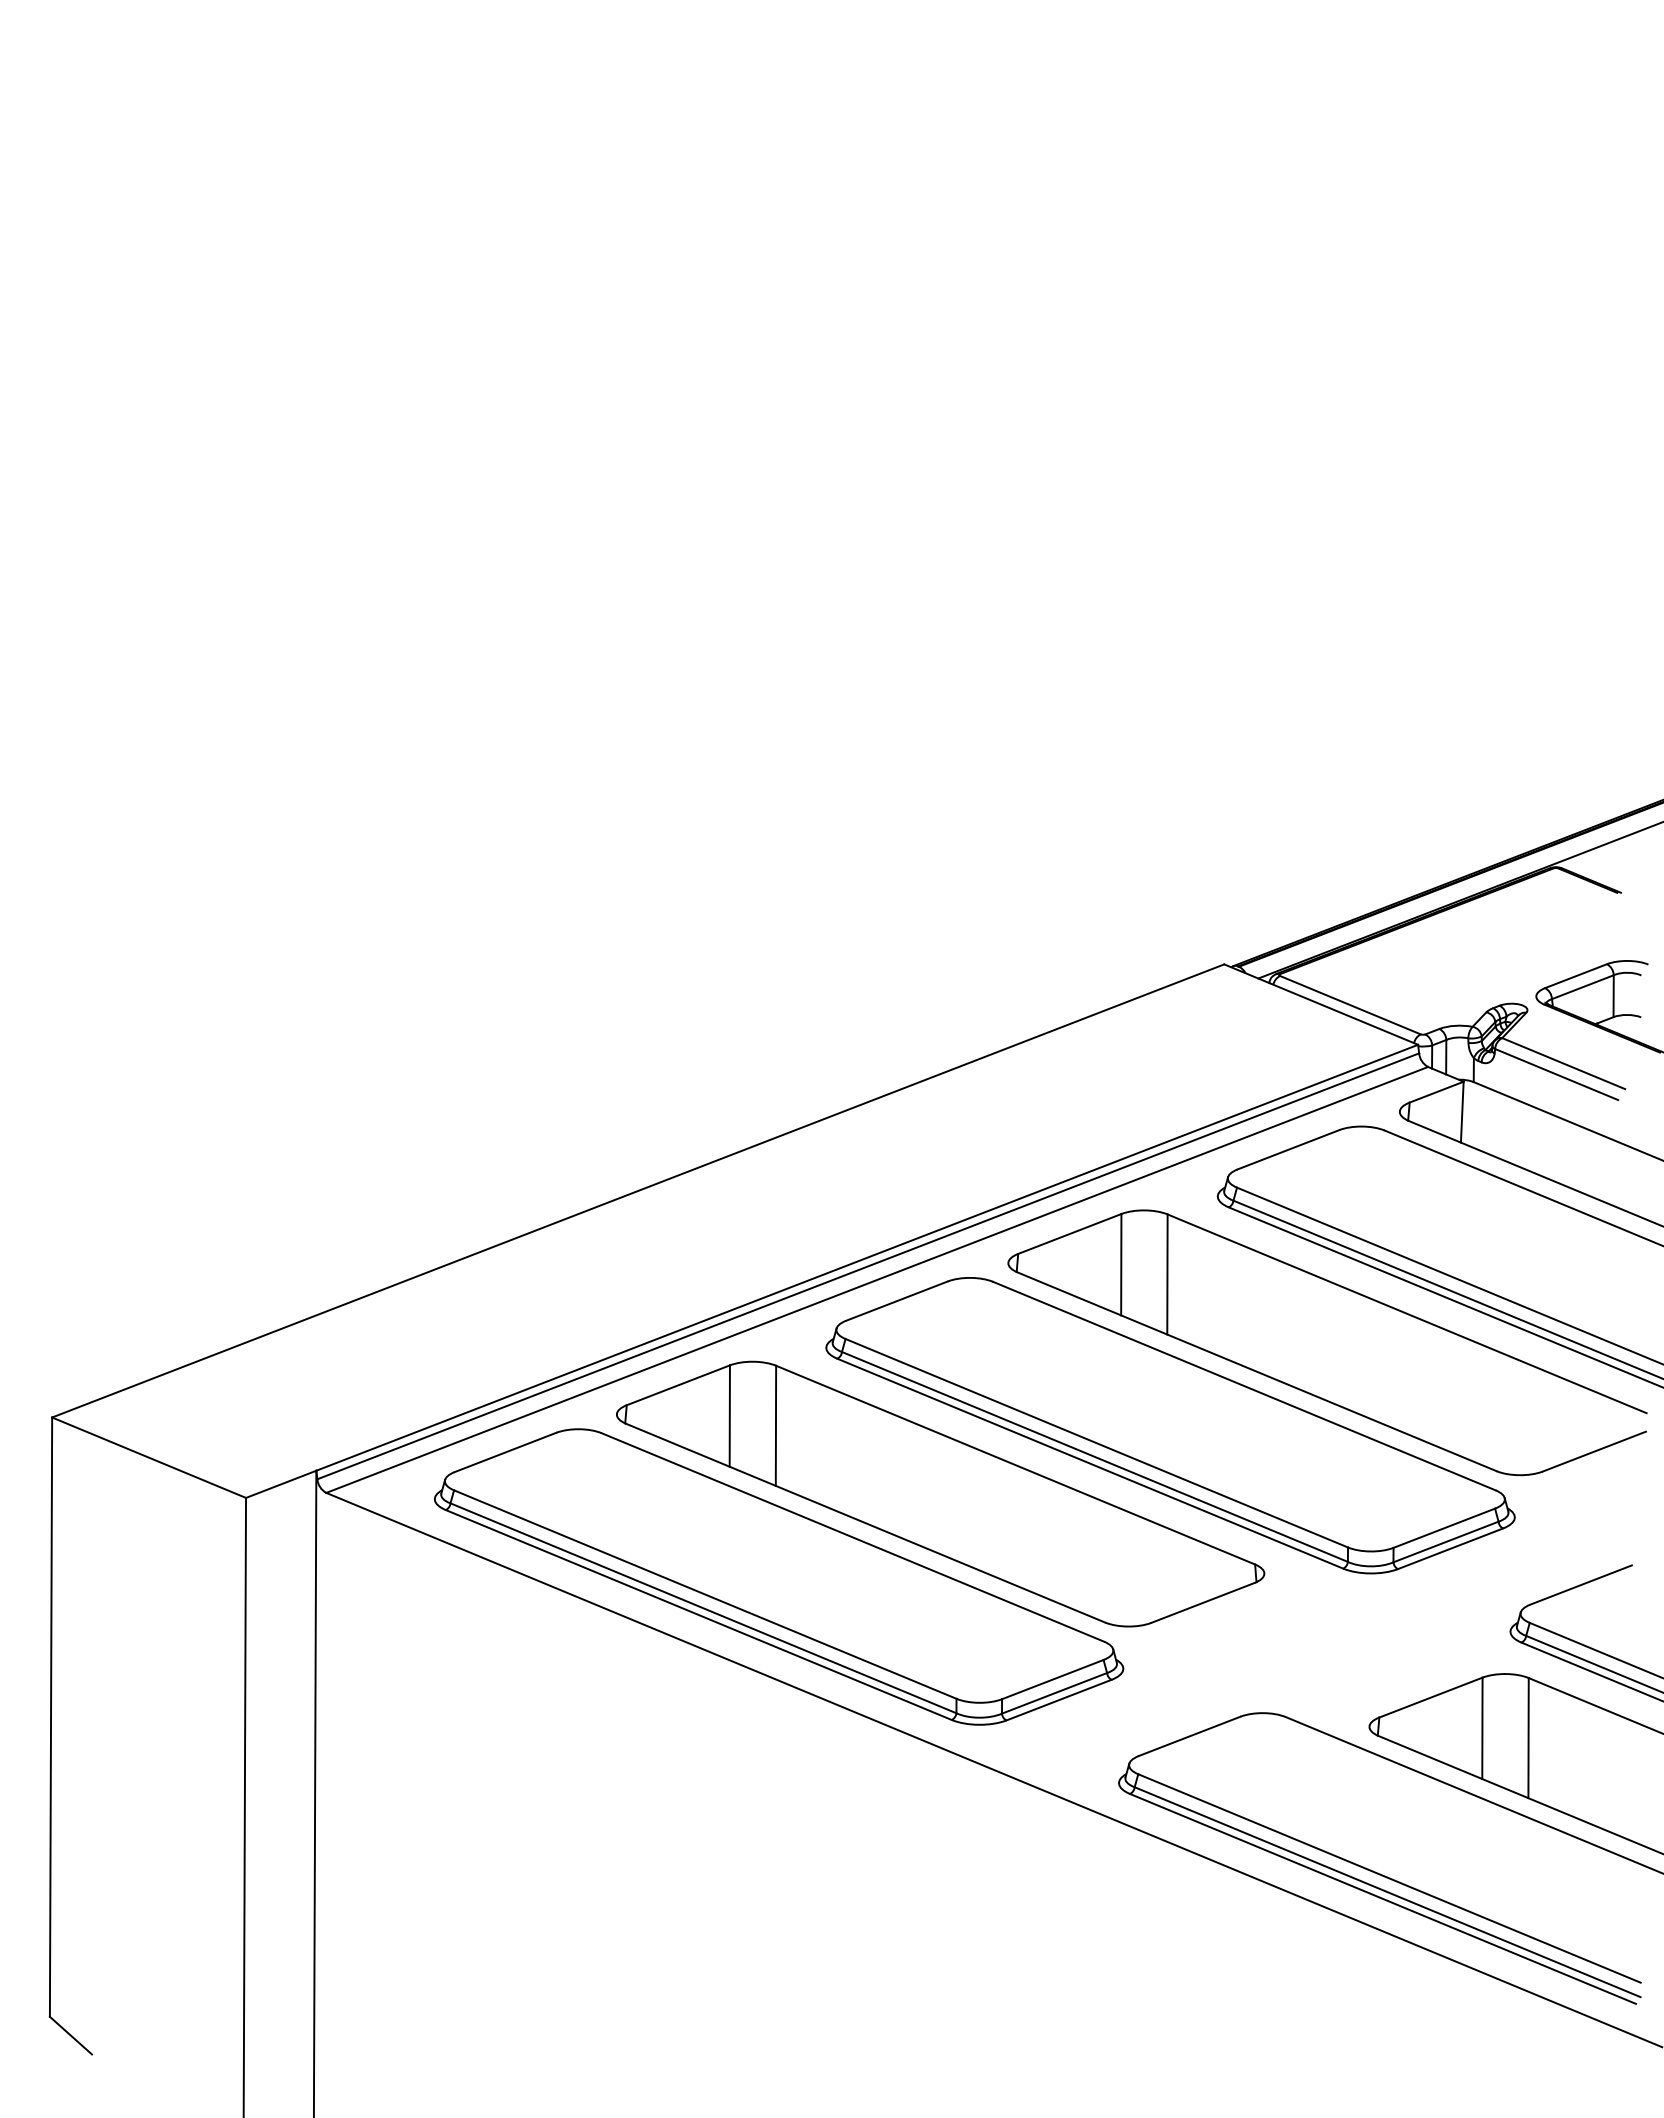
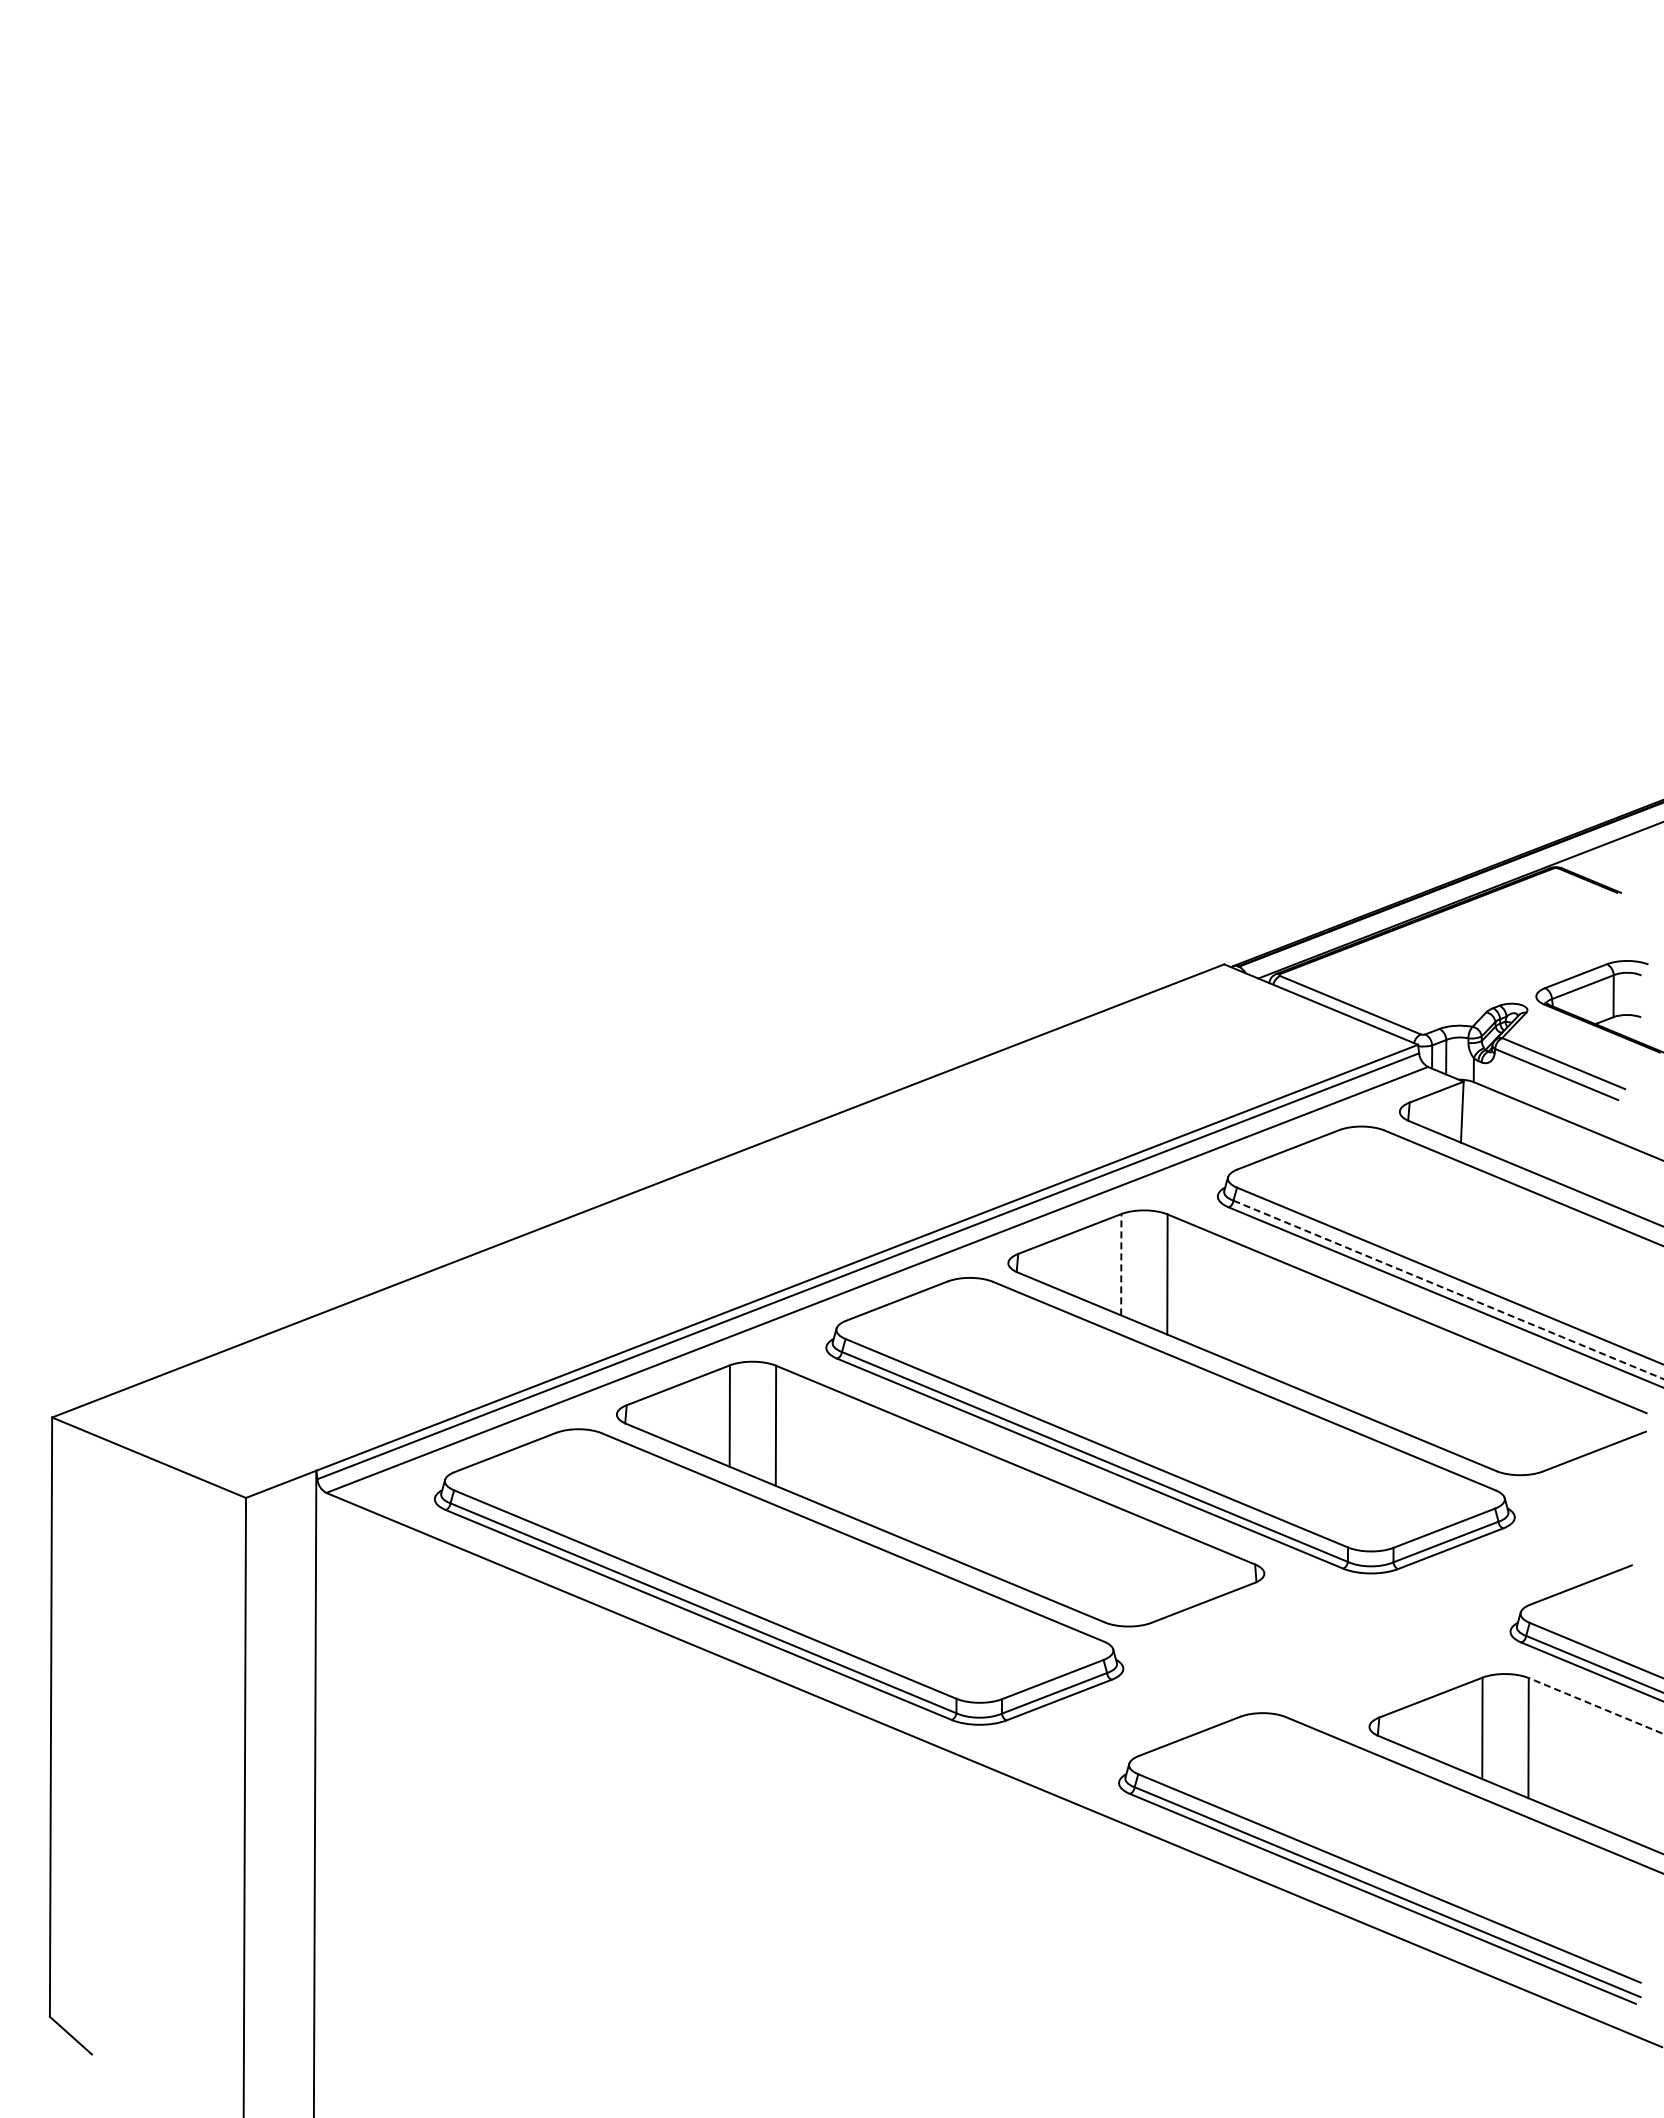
line: solid -> dashed (1121, 1264)
line: solid -> dashed (1448, 1289)
line: solid -> dashed (1596, 1706)
